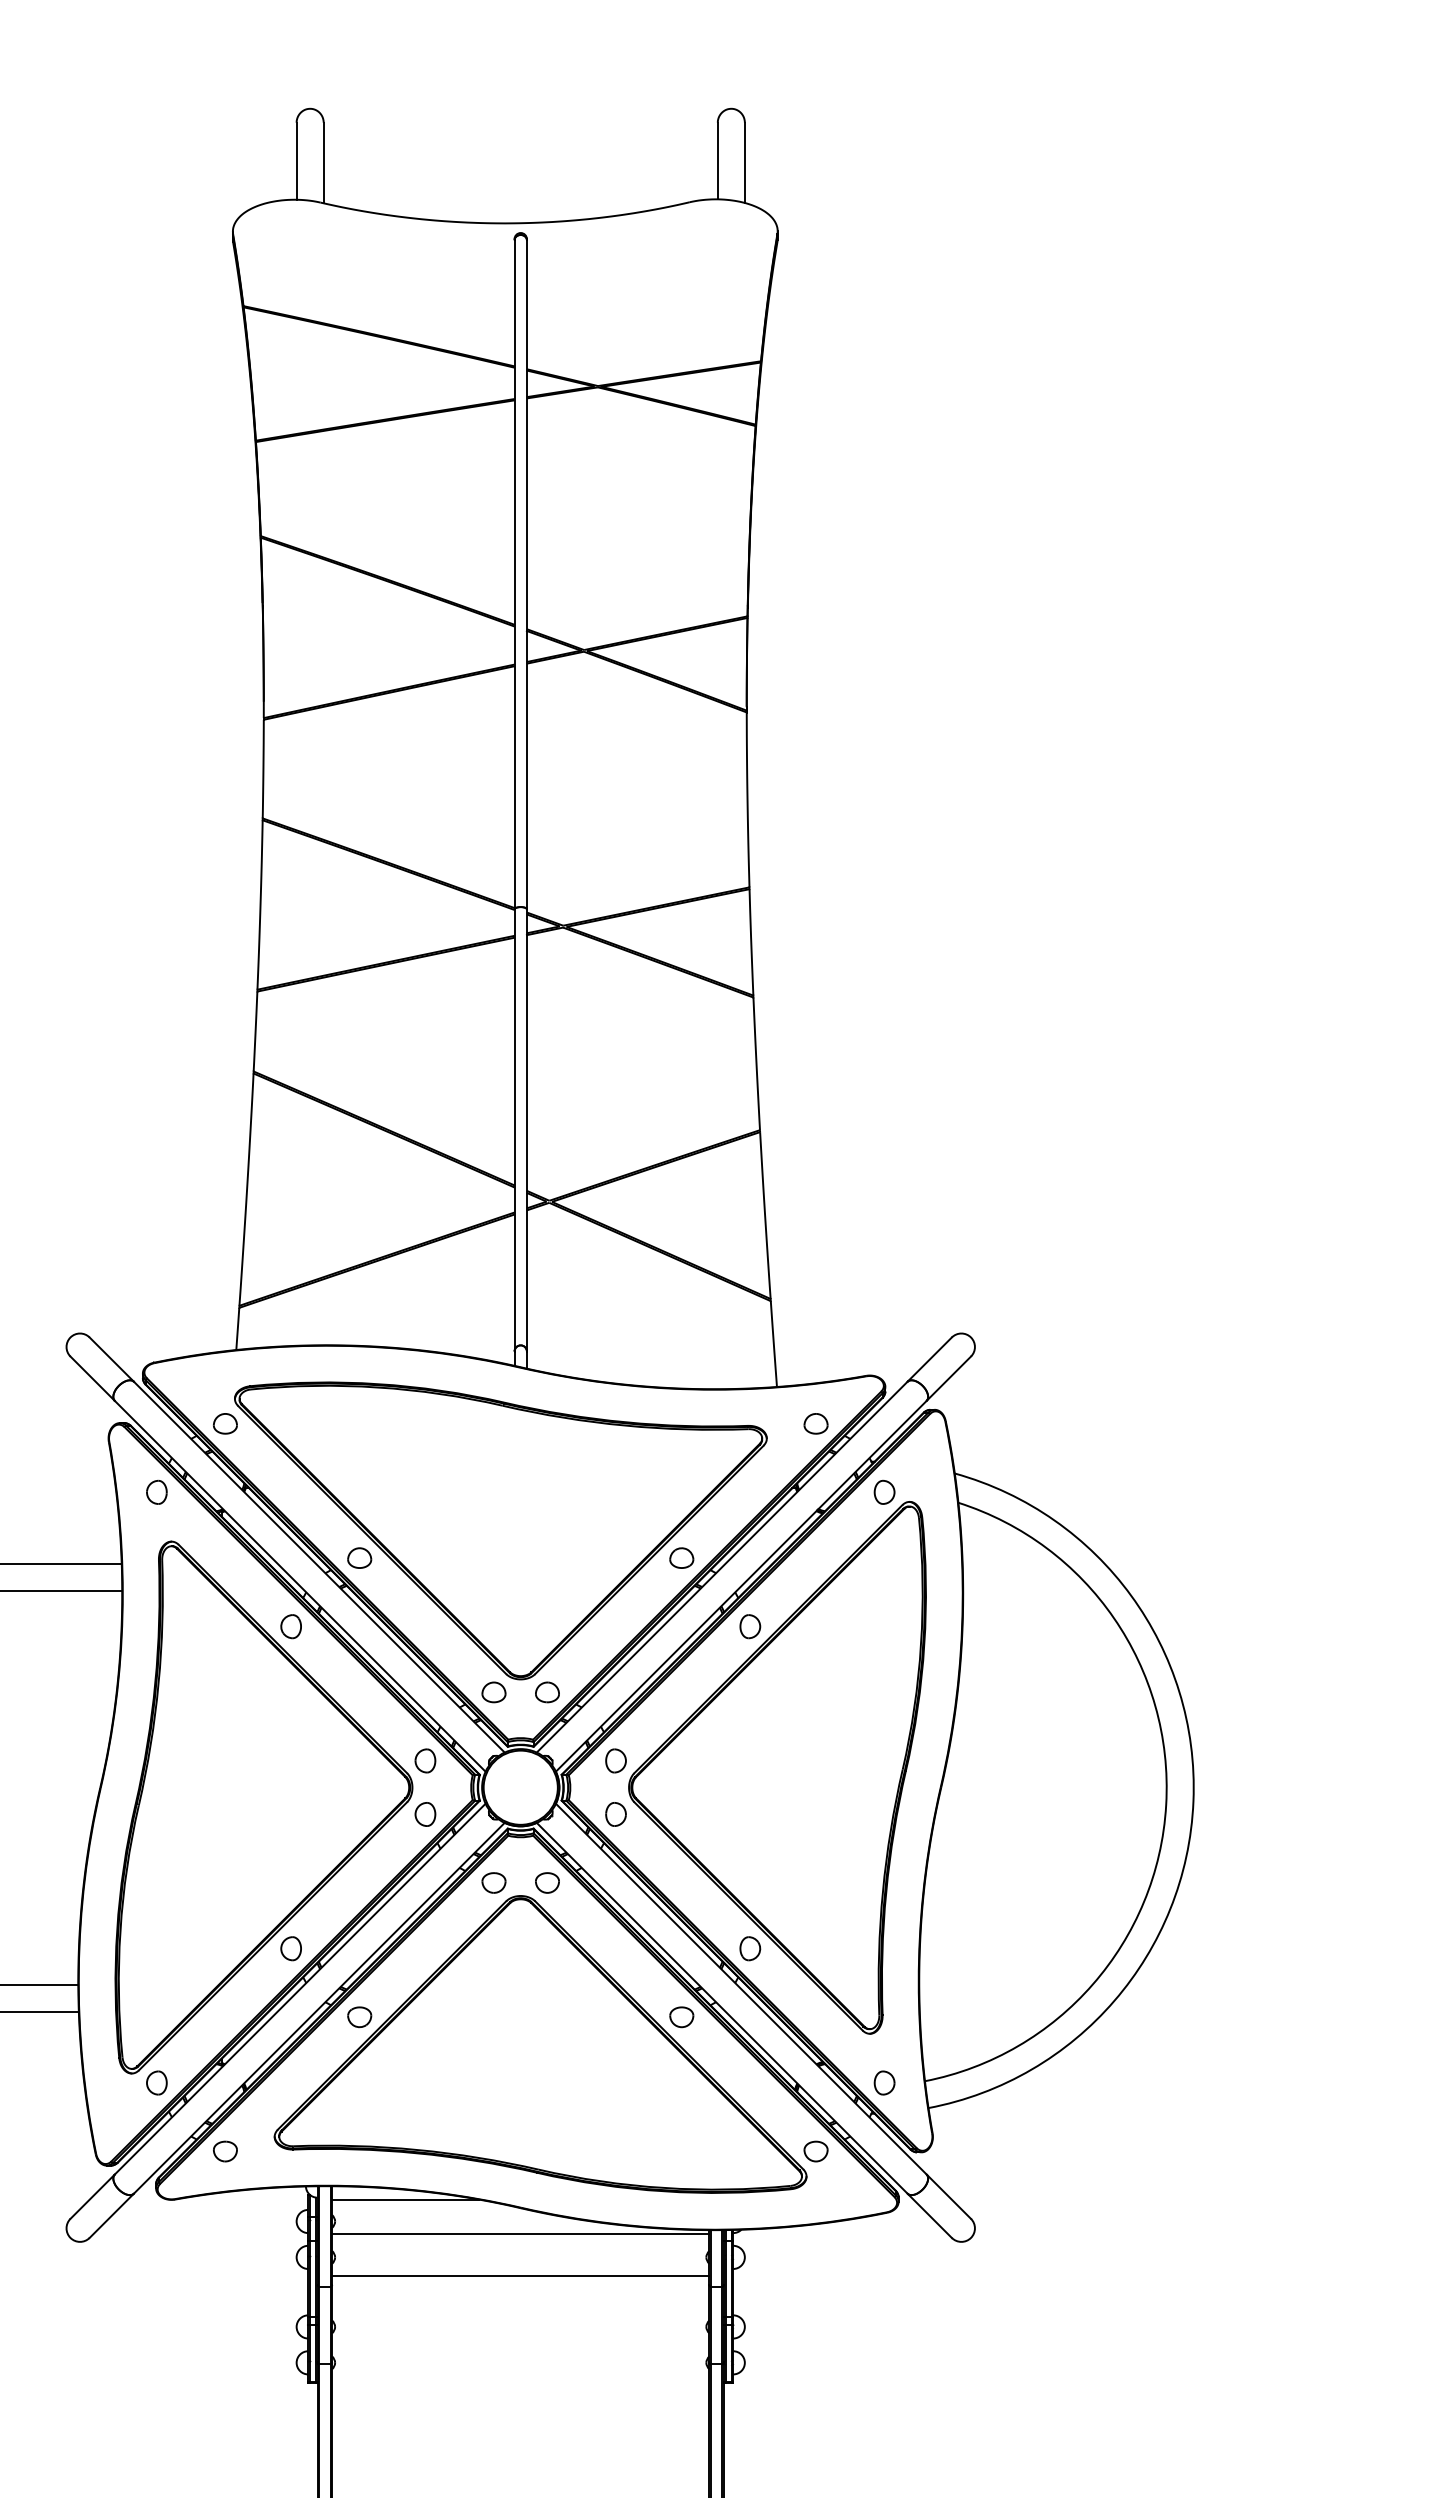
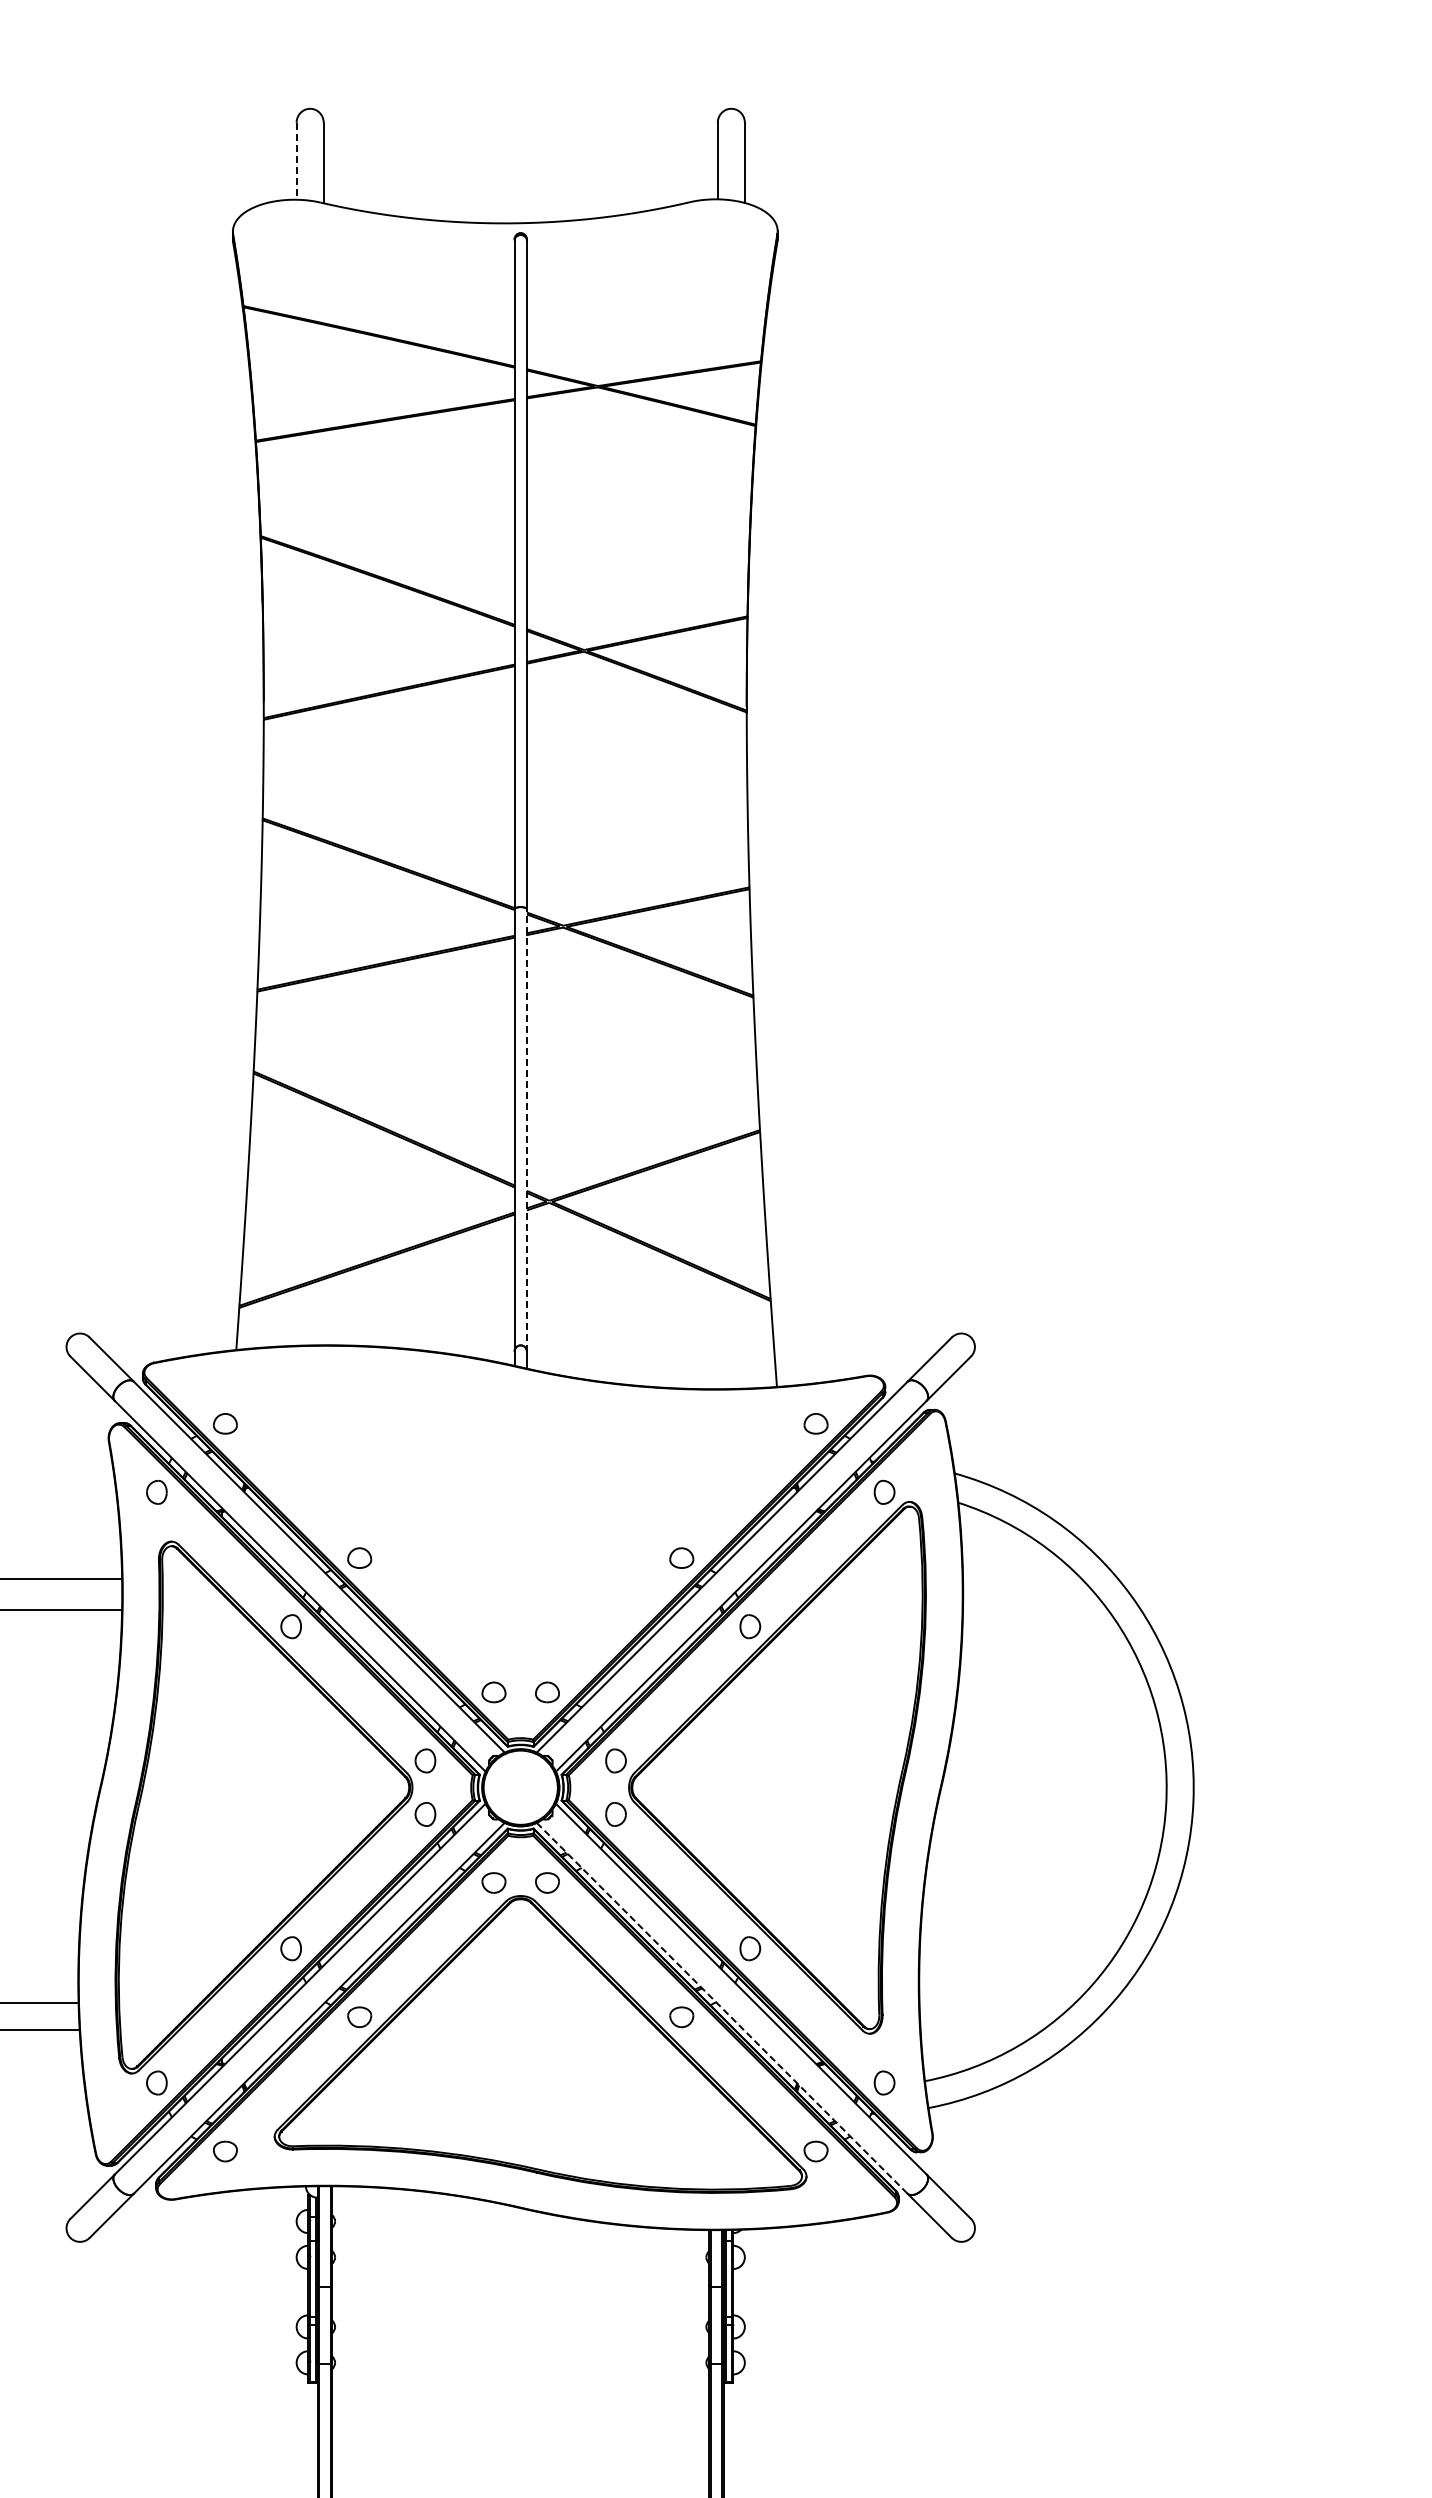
line: solid -> dashed (296, 161)
line: solid -> dashed (526, 1129)
part: present -> none (500, 1530)
line position: (61, 1563) -> (61, 1578) (61, 1578)
line position: (62, 1590) -> (62, 1609) (62, 1609)
line position: (40, 1984) -> (40, 2002) (40, 2002)
line: solid -> dashed (722, 2008)
line position: (40, 2011) -> (40, 2029) (40, 2029)
line: present -> none (405, 2199)
line: present -> none (520, 2234)
line: present -> none (520, 2275)
